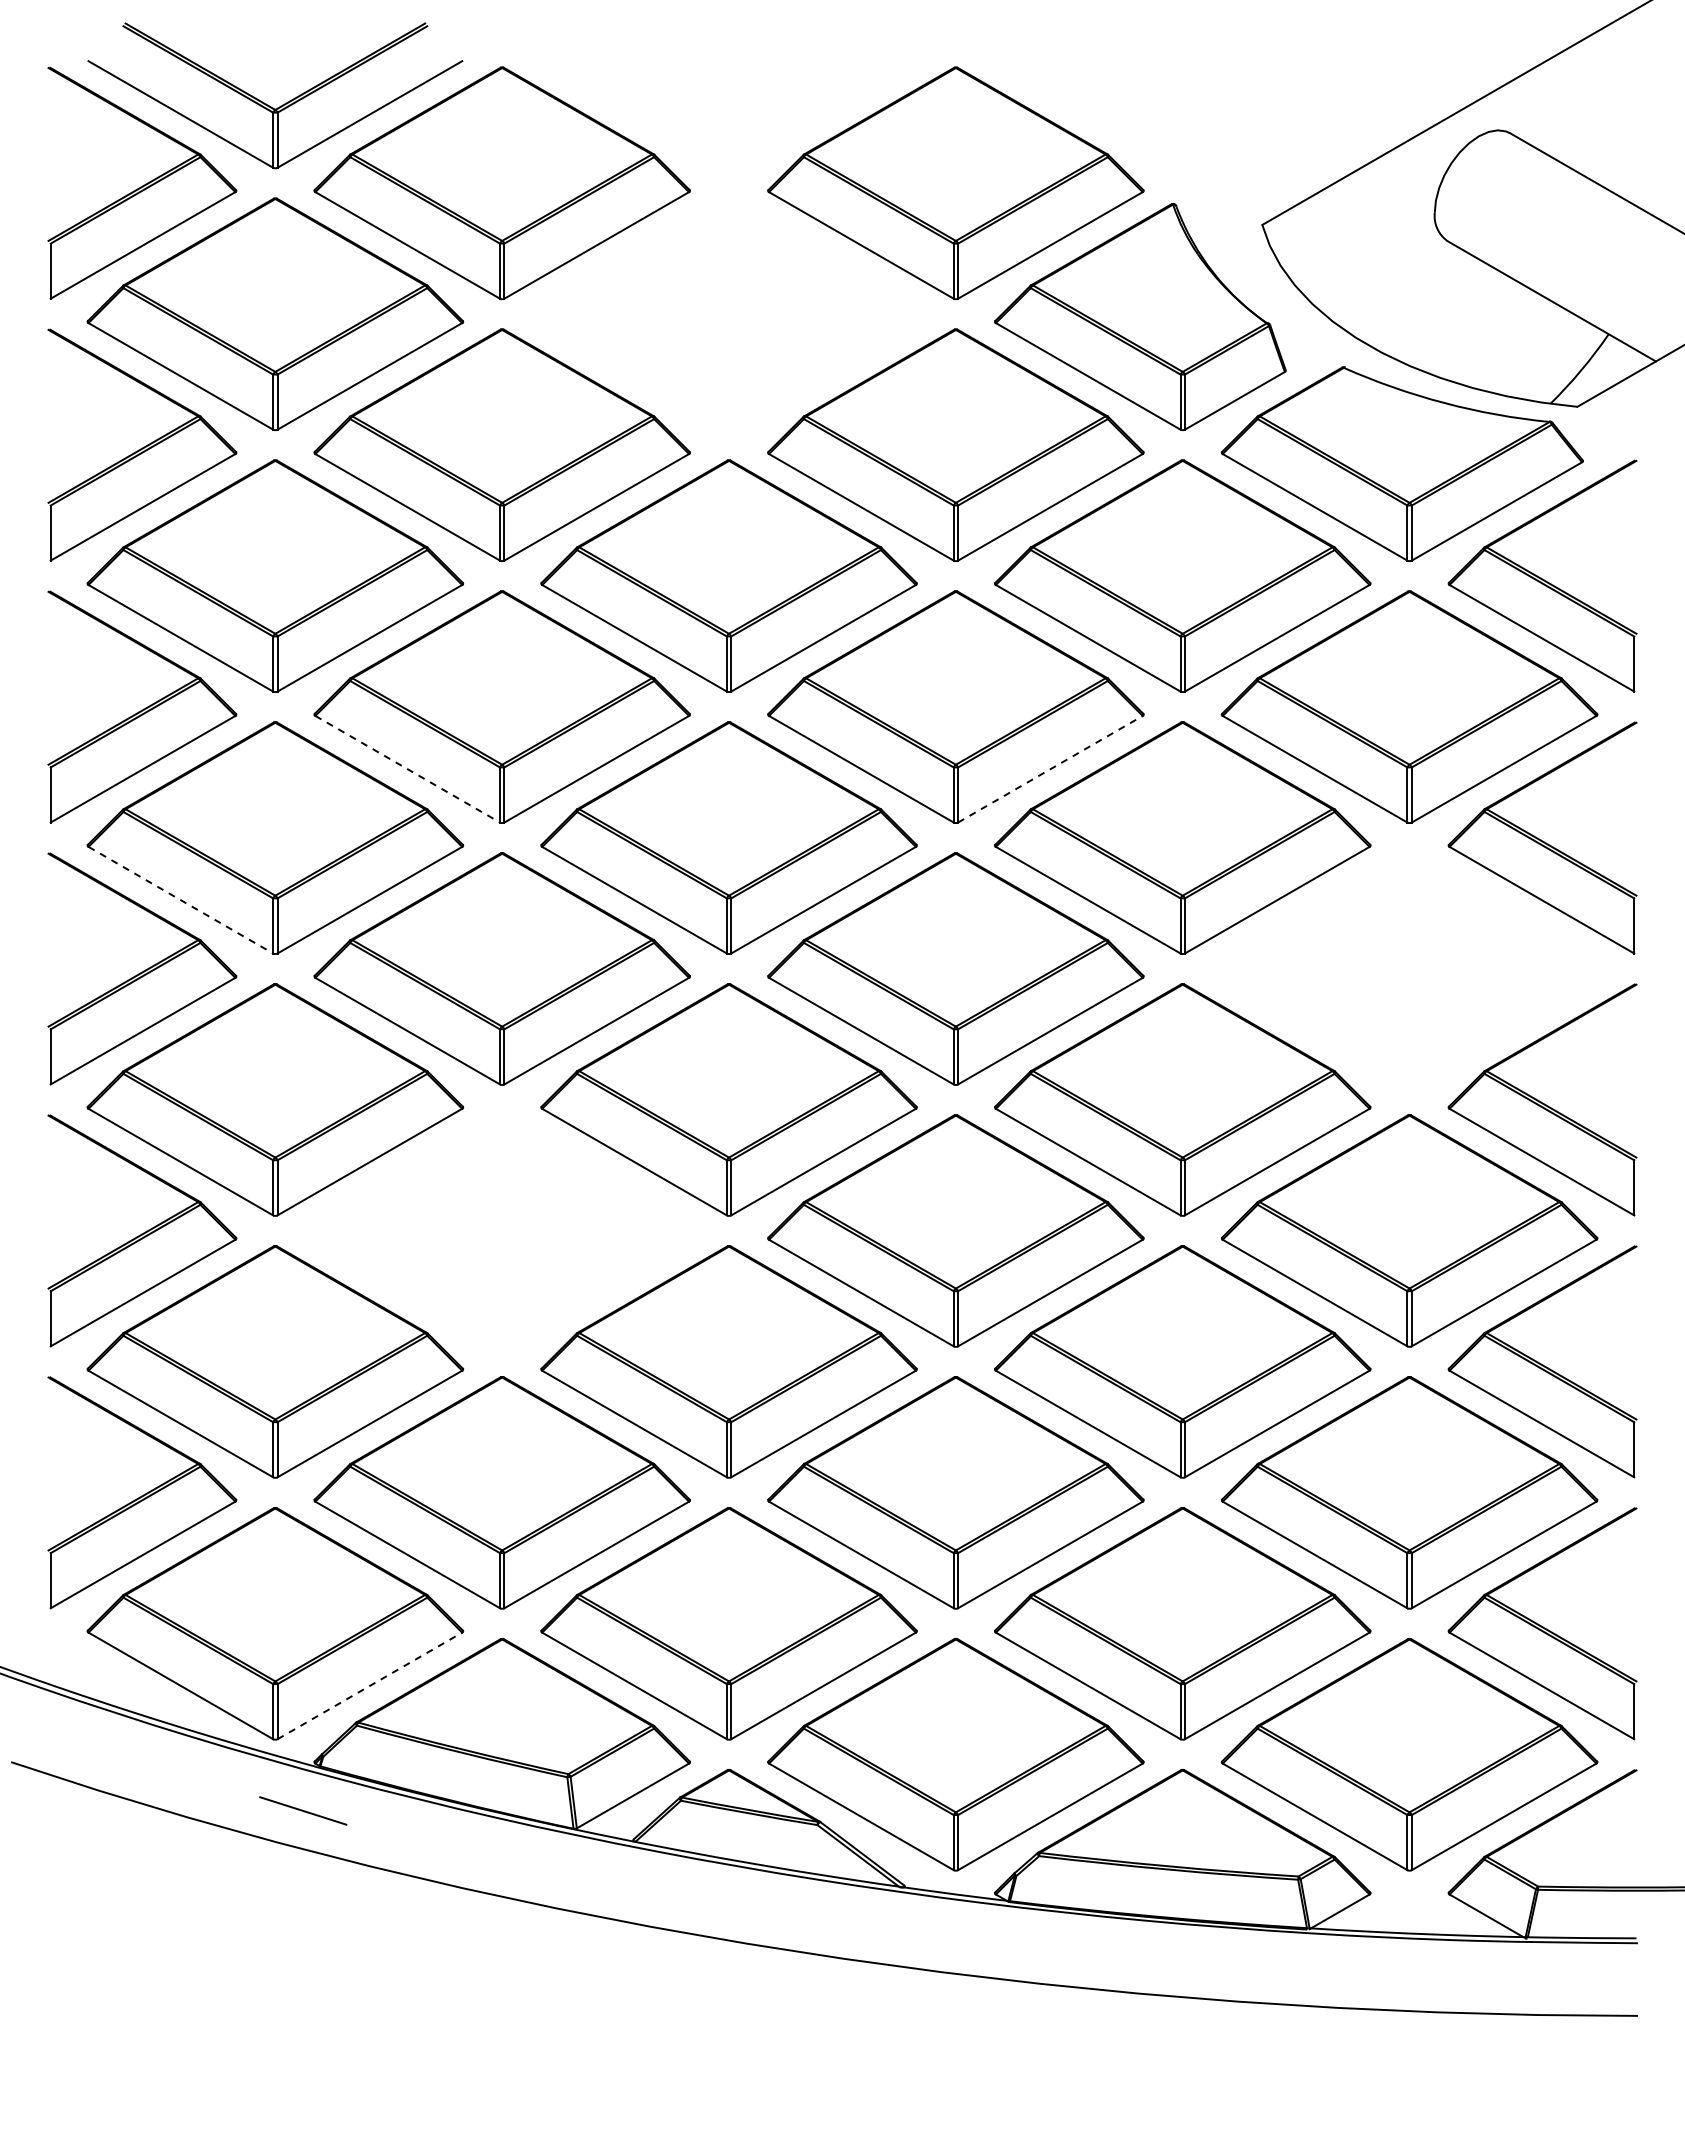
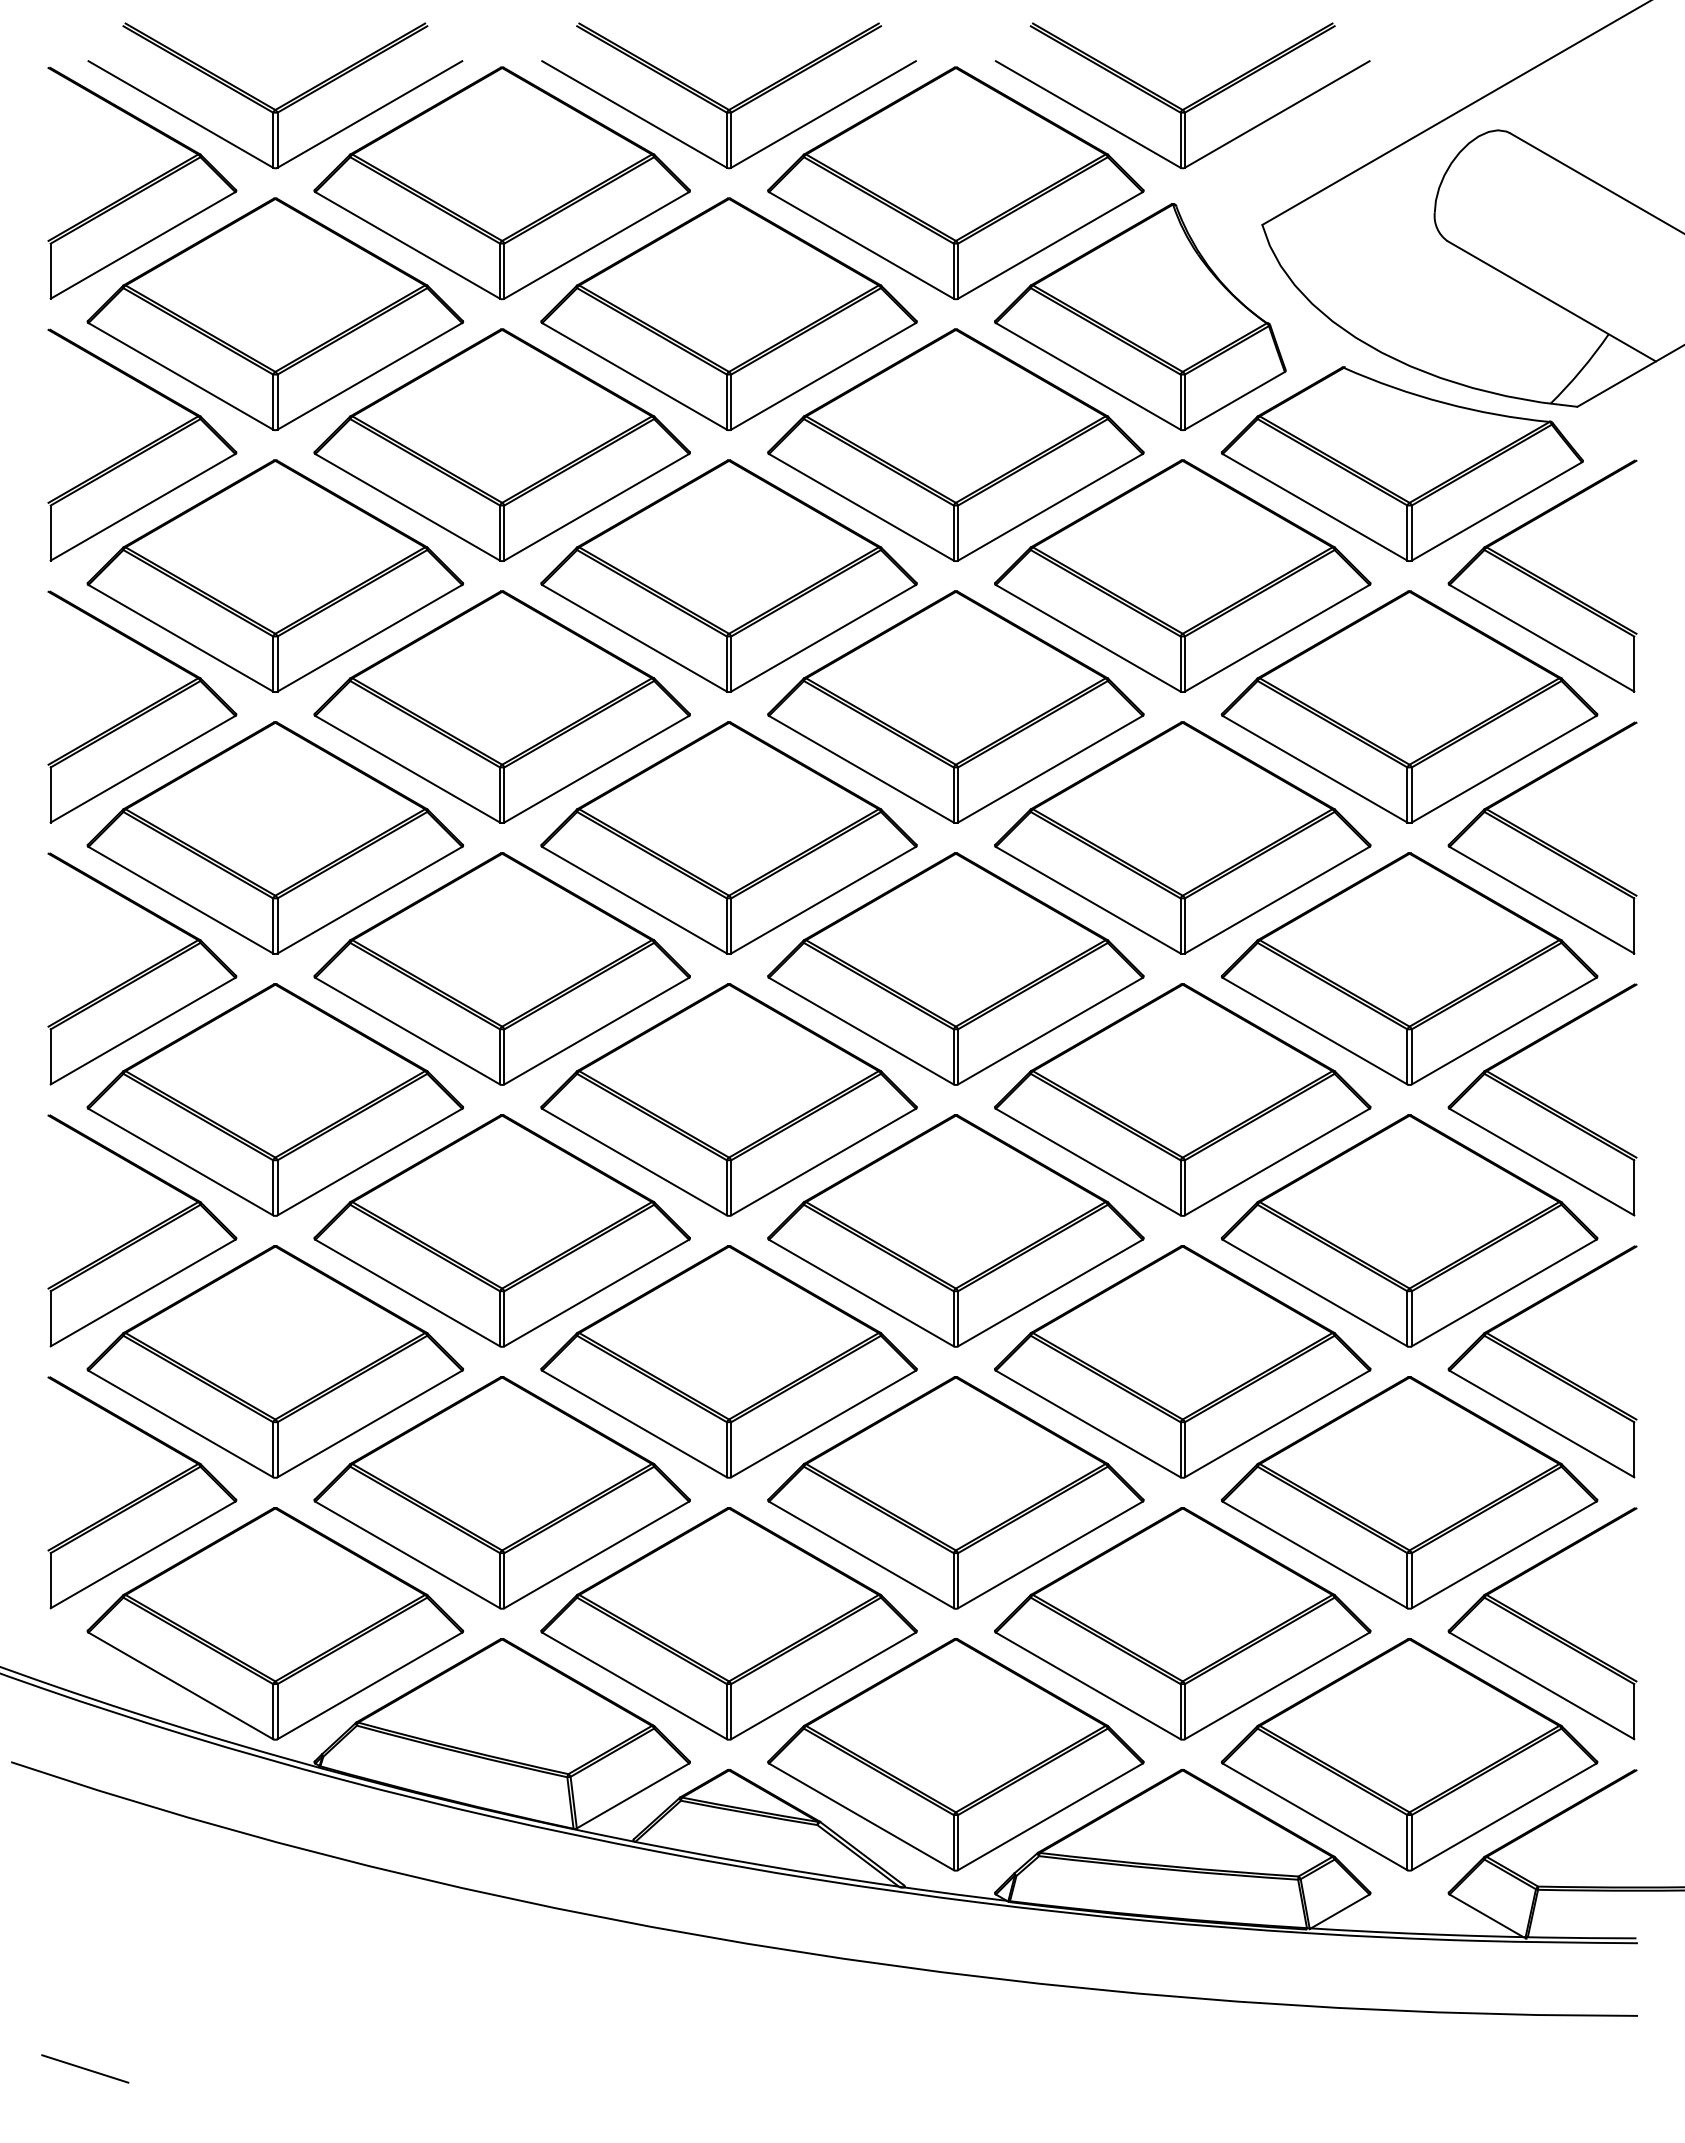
part: none -> present (723, 105)
part: none -> present (1177, 105)
part: none -> present (728, 313)
line: dashed -> solid (407, 769)
line: dashed -> solid (1050, 769)
line: dashed -> solid (180, 900)
part: none -> present (1409, 968)
part: none -> present (501, 1230)
line: dashed -> solid (369, 1685)
line position: (303, 1810) -> (85, 2068) (85, 2068)
